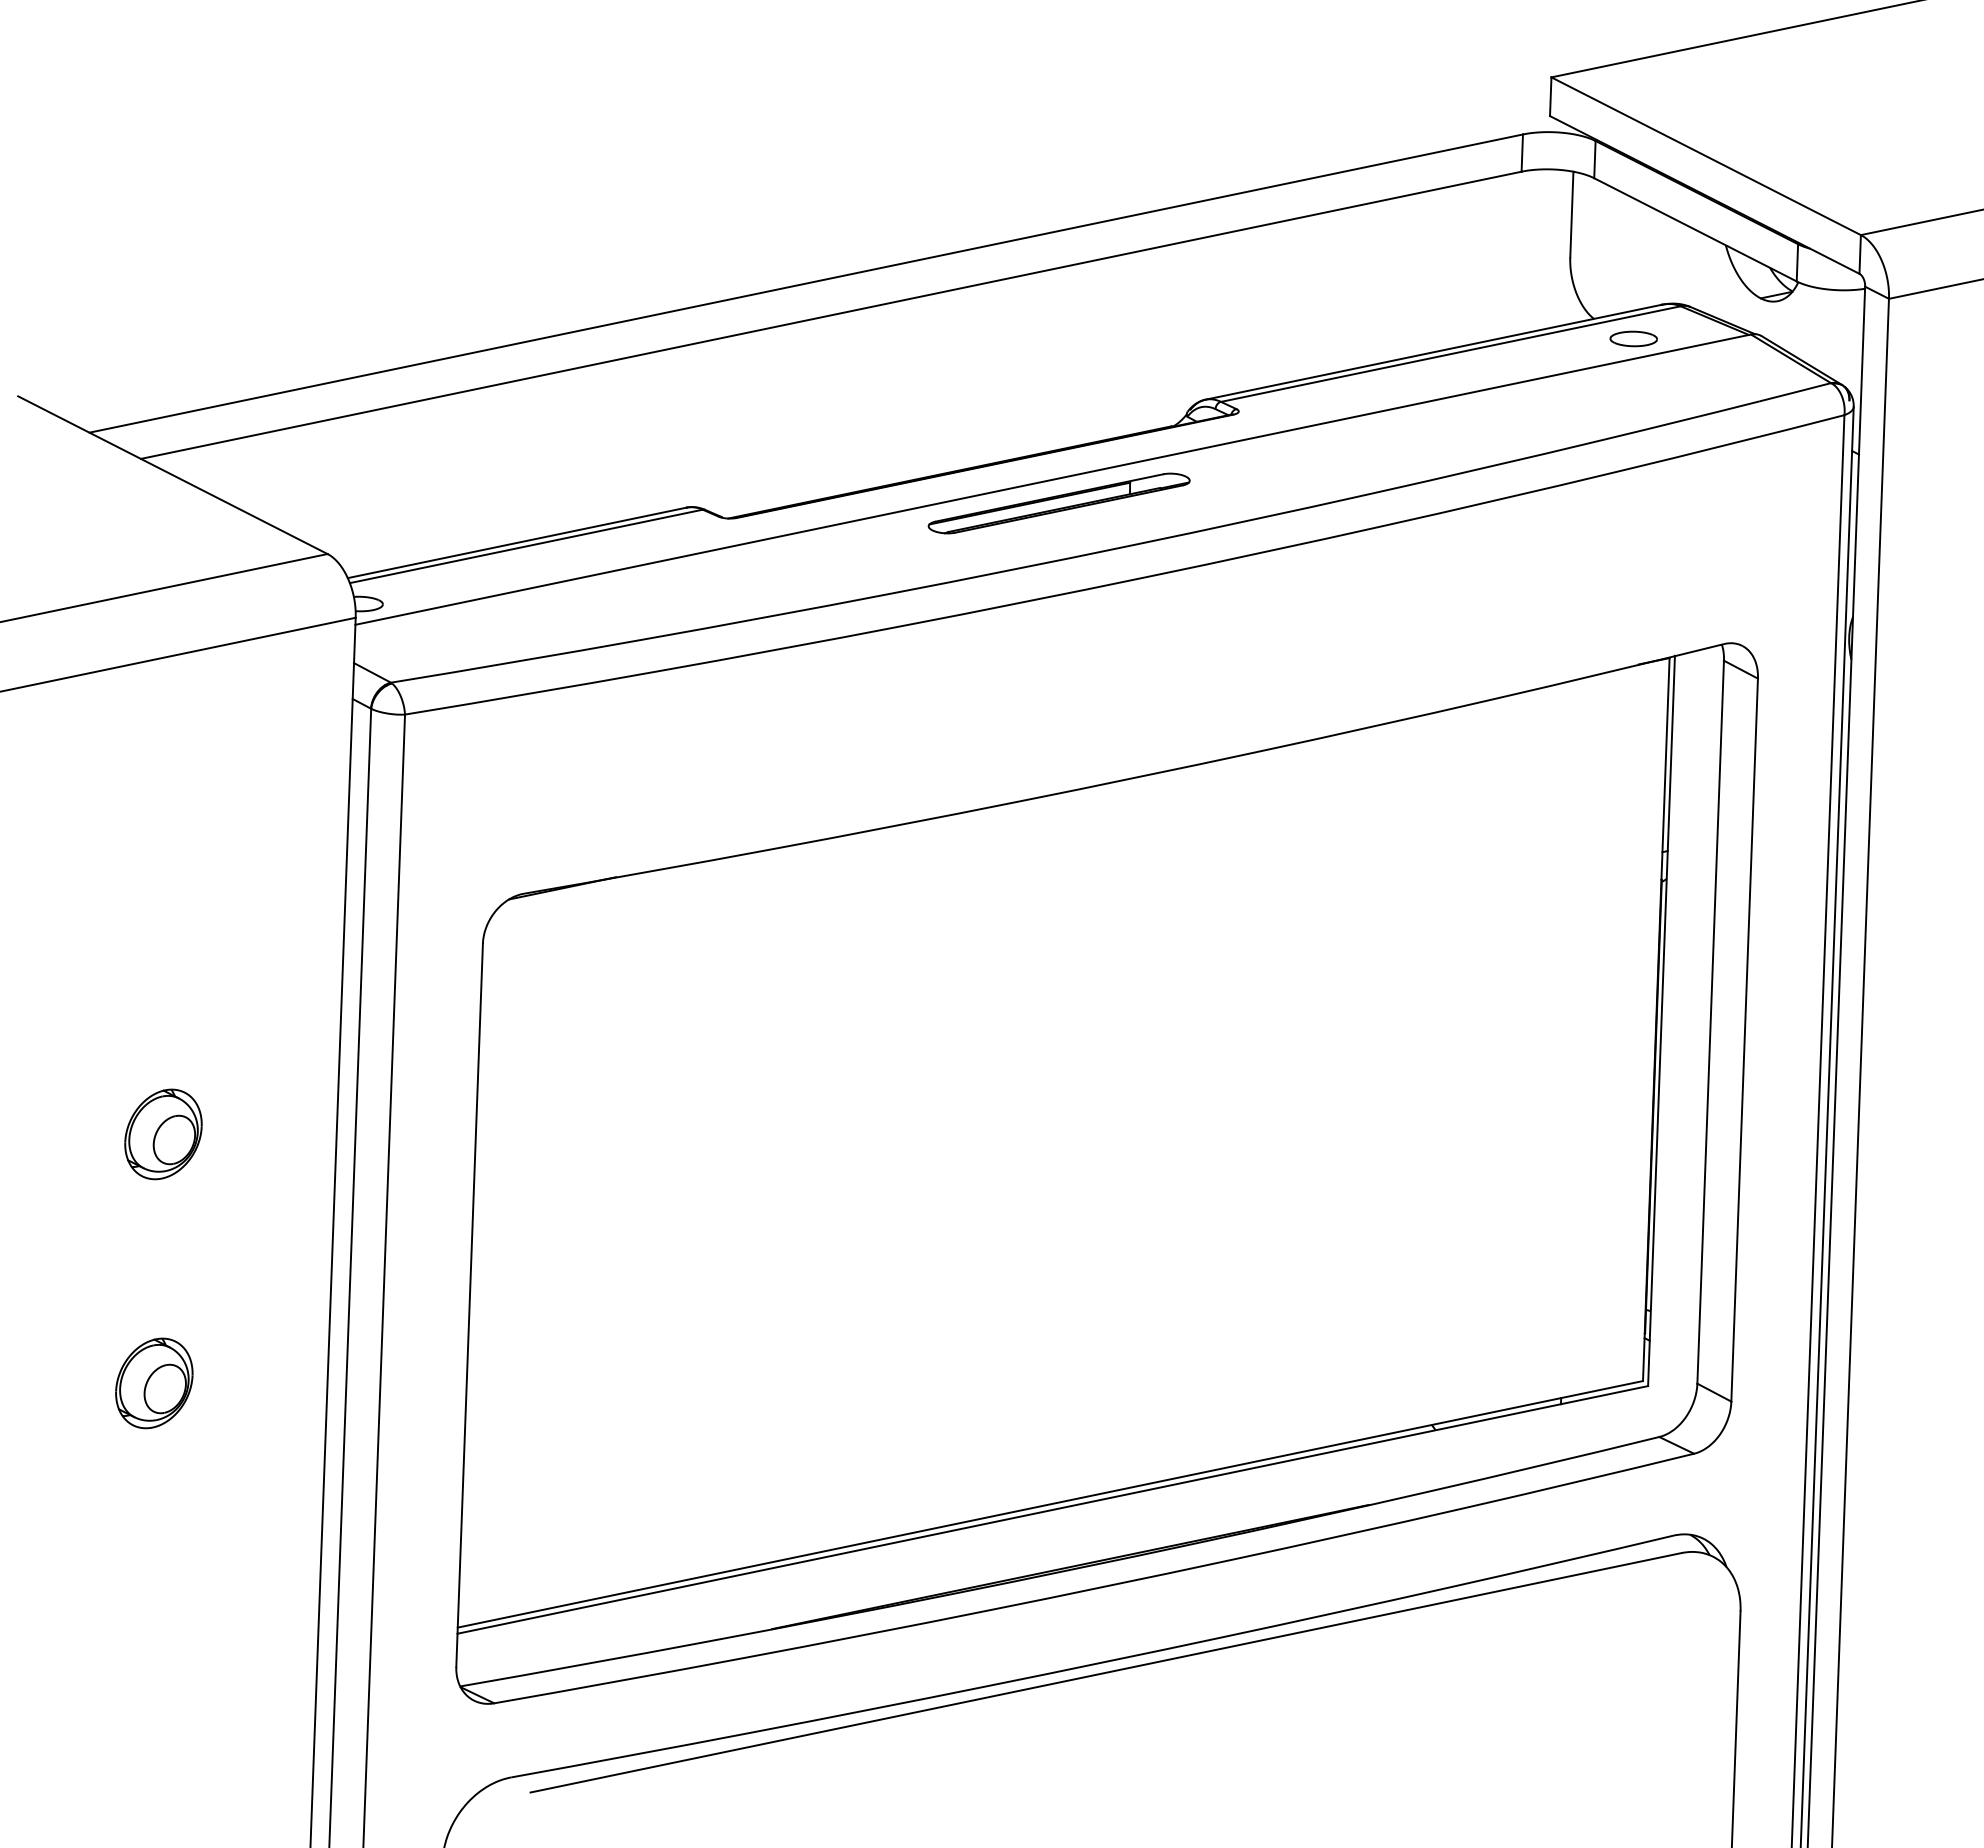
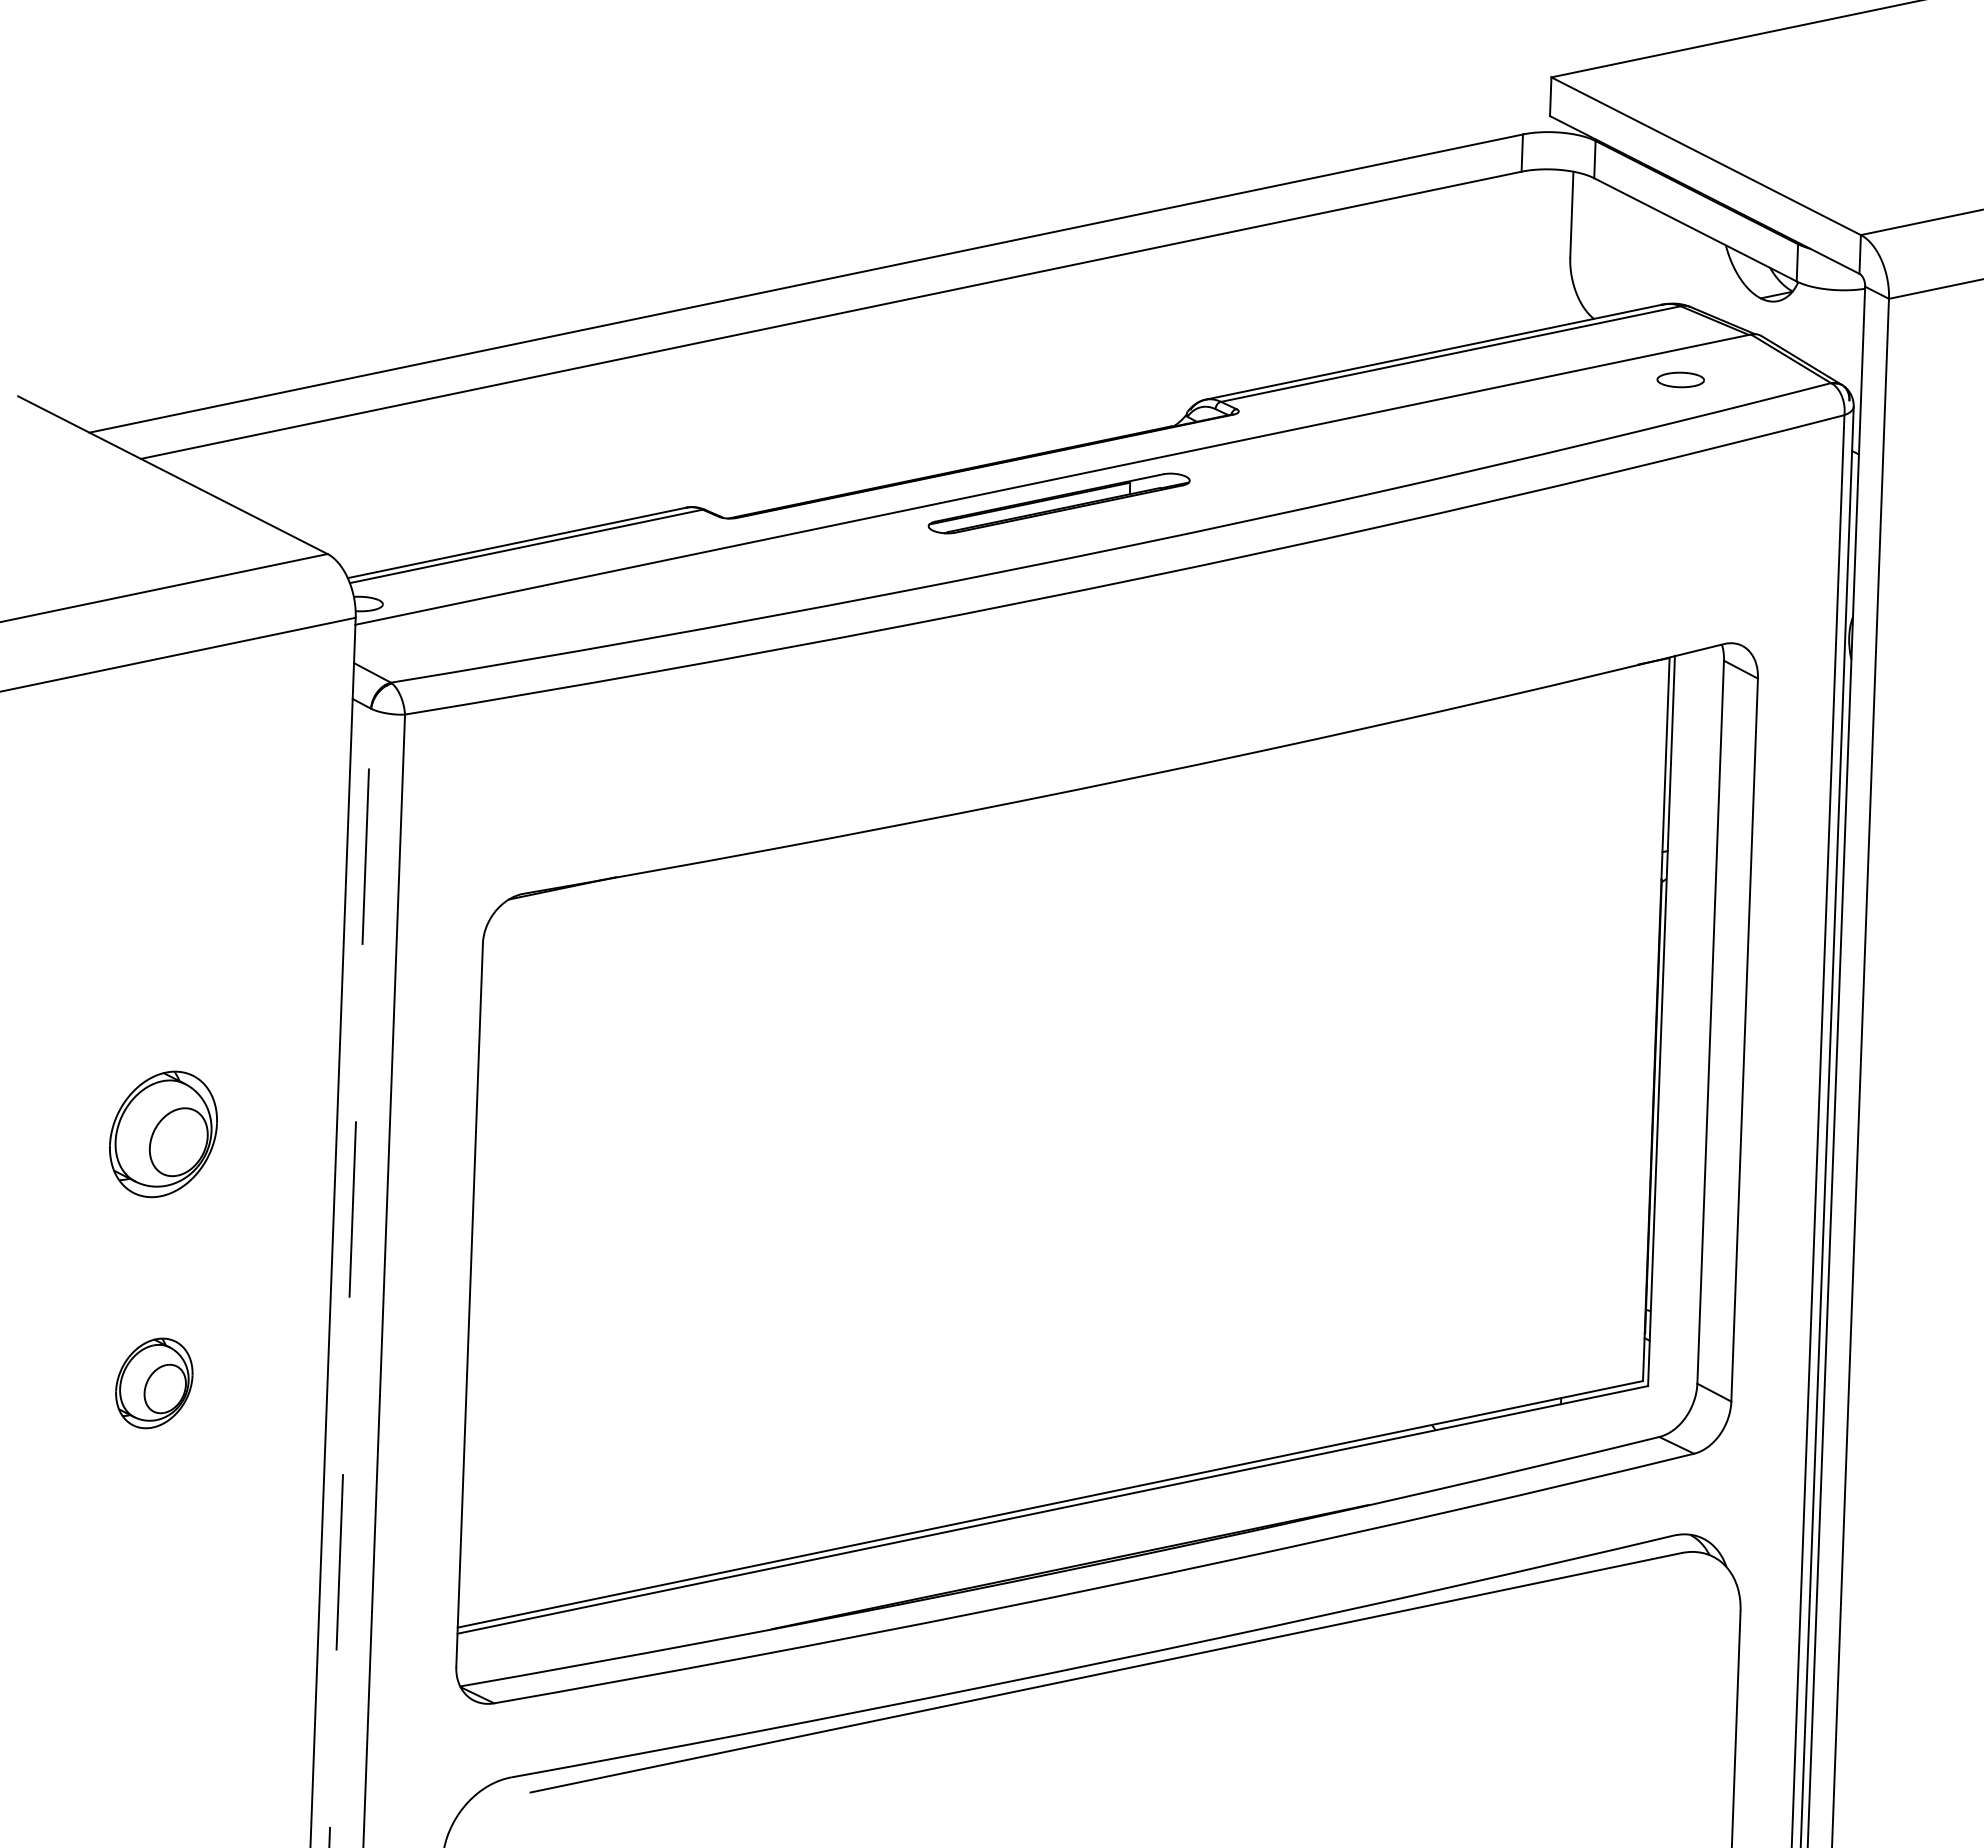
part position: (1633, 338) -> (1680, 379) (1680, 379)
part size: 79x93 px -> 109x129 px (163, 1134)
line: solid -> dashed (350, 1278)
